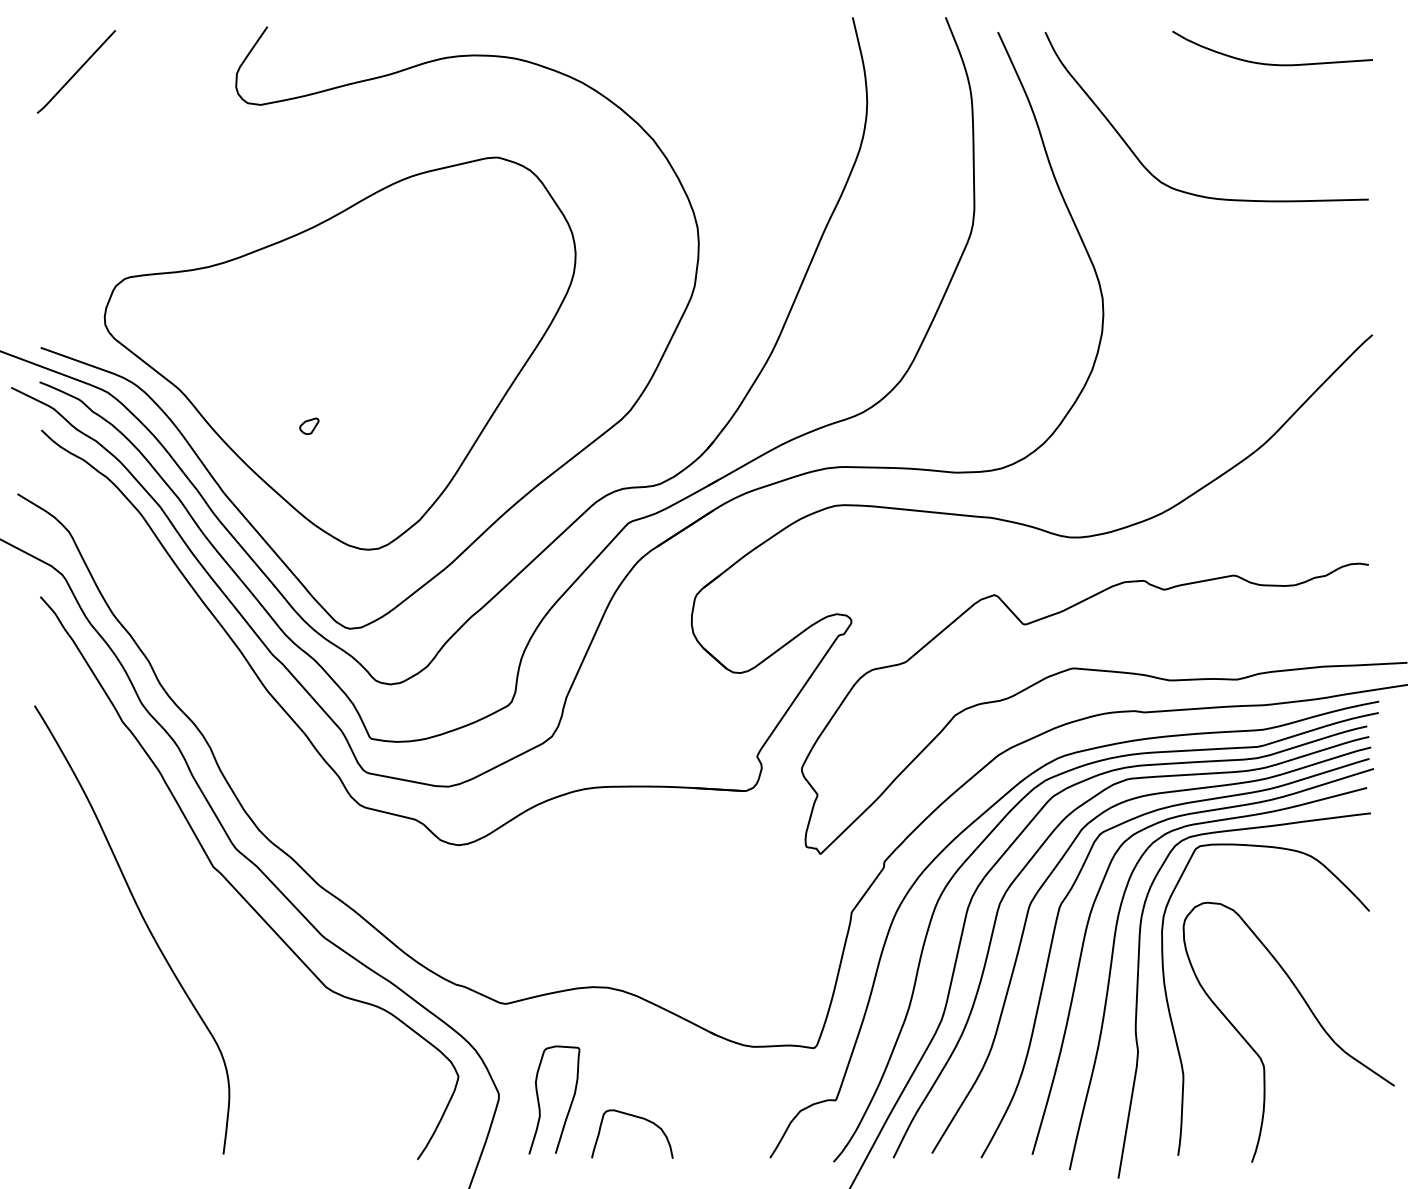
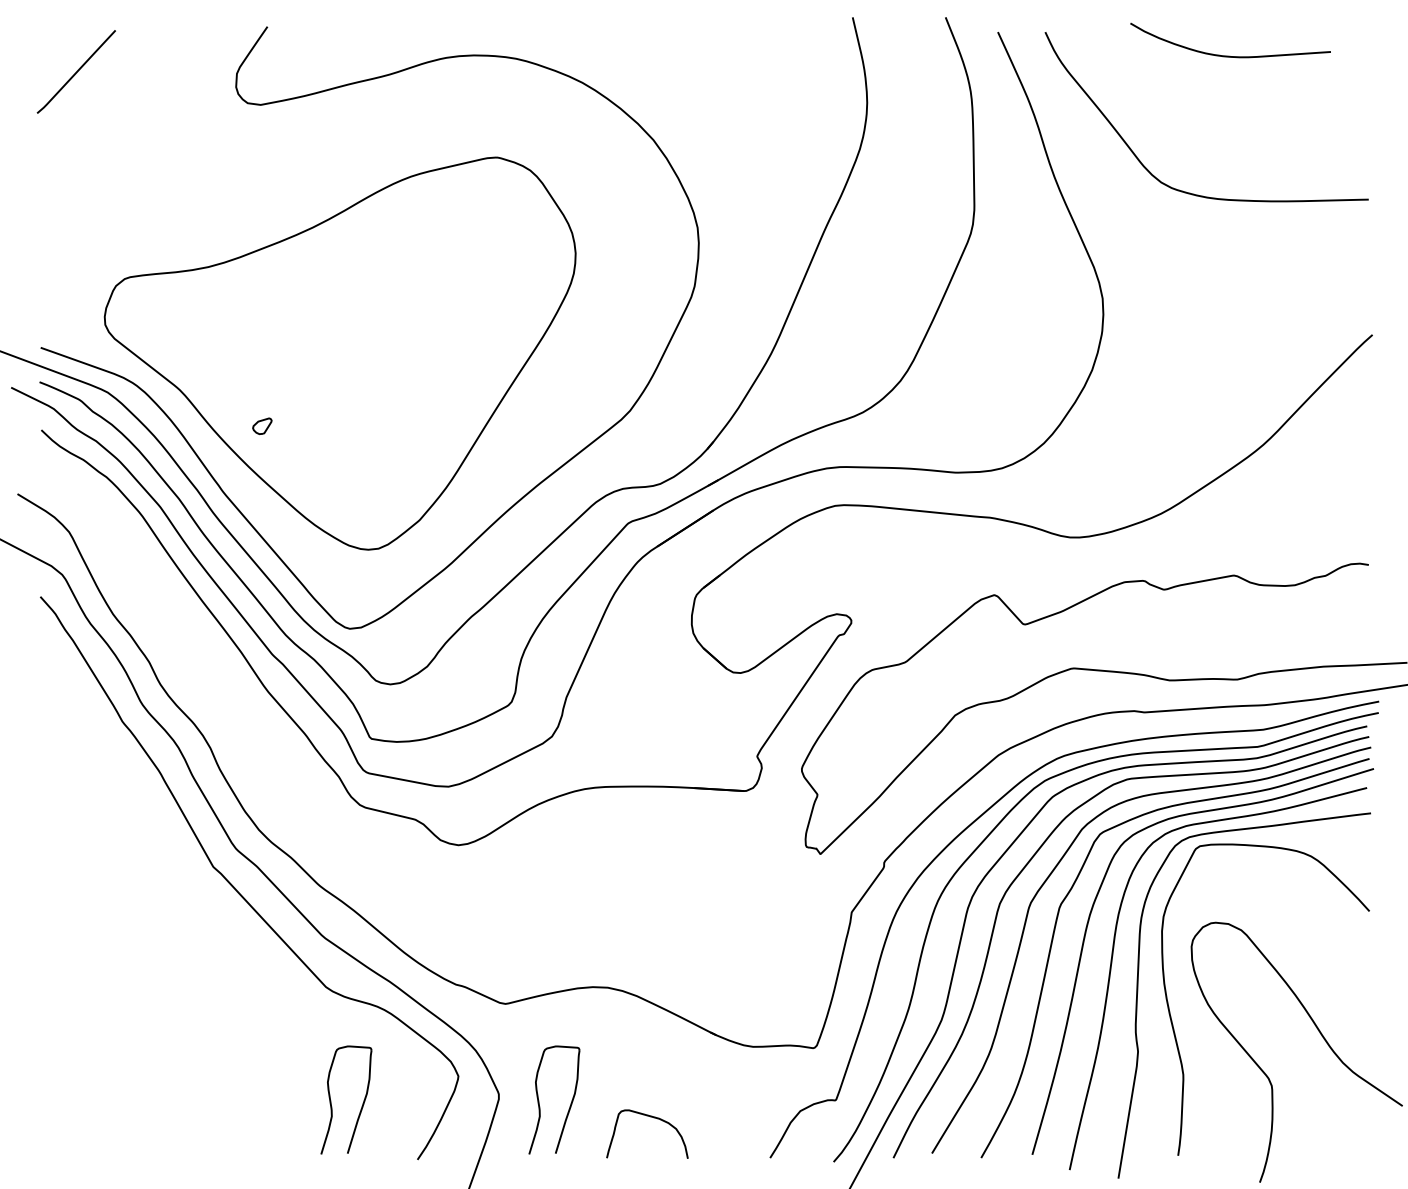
curve position: (1271, 63) -> (1229, 55) (1229, 55)
part position: (309, 425) -> (262, 425) (262, 425)
curve: present -> none (144, 922)
curve position: (1313, 1016) -> (1321, 1036) (1321, 1036)
part: none -> present (331, 1100)
curve position: (638, 1118) -> (653, 1118) (653, 1118)
